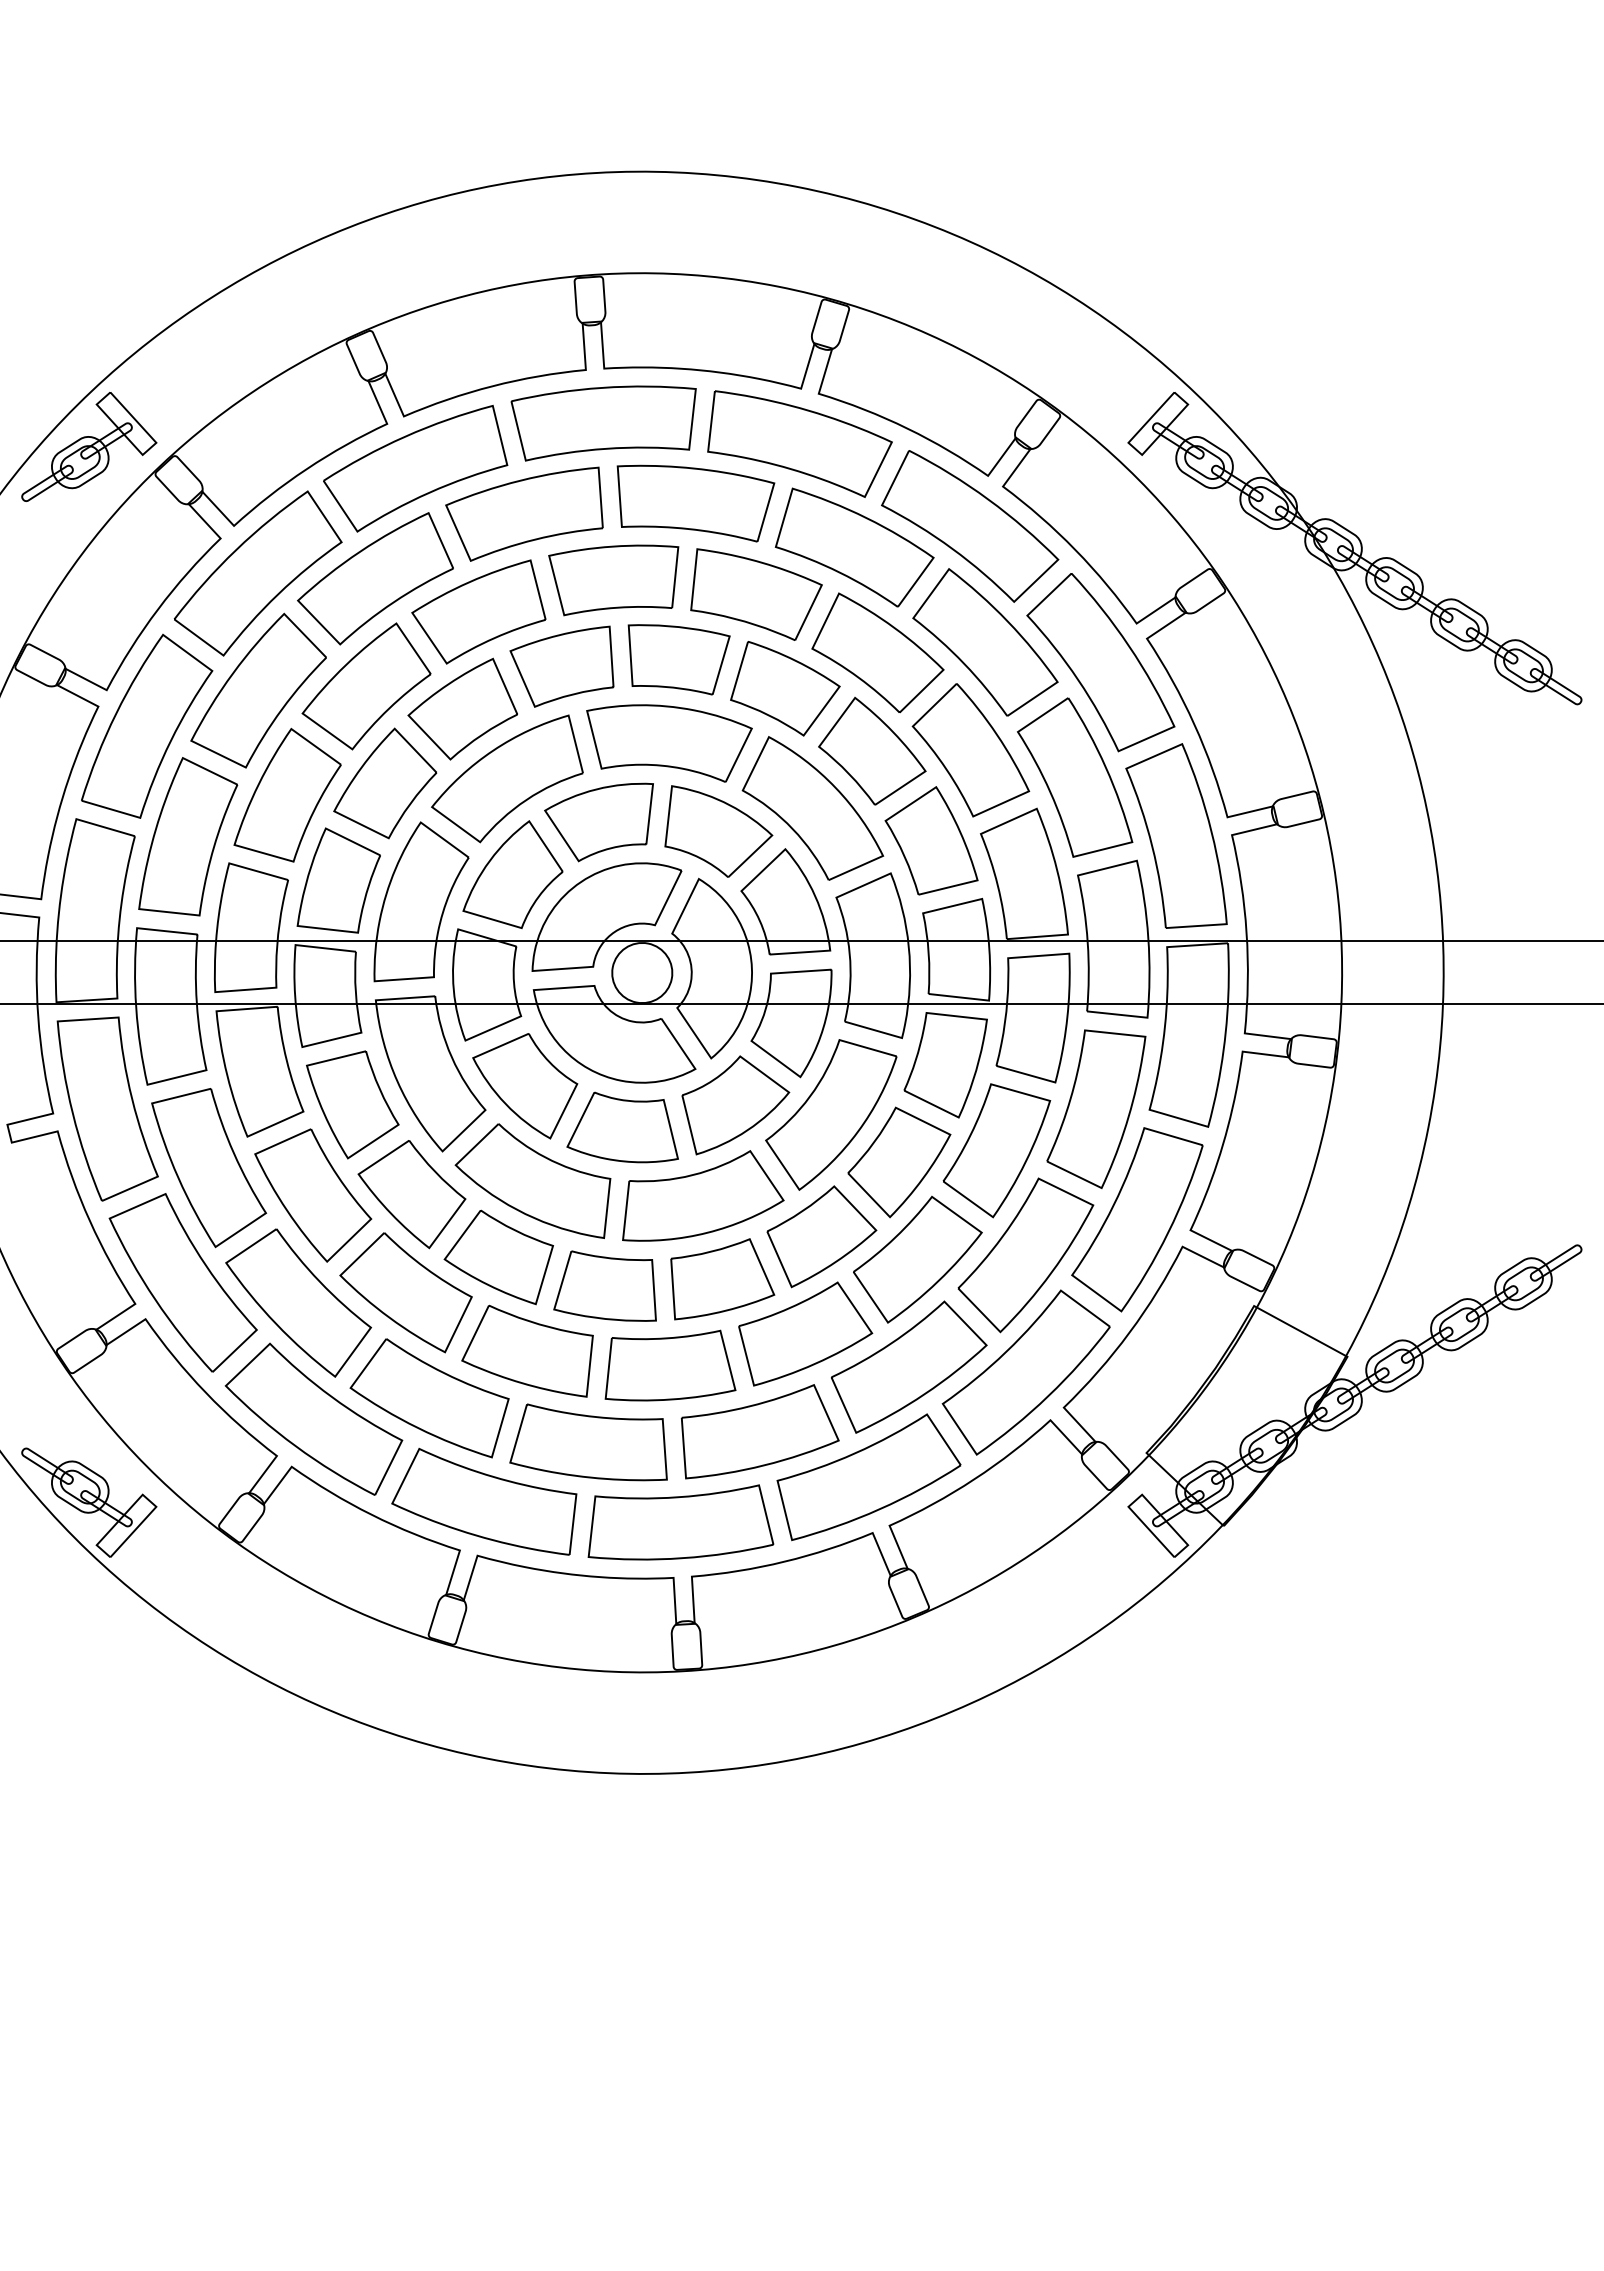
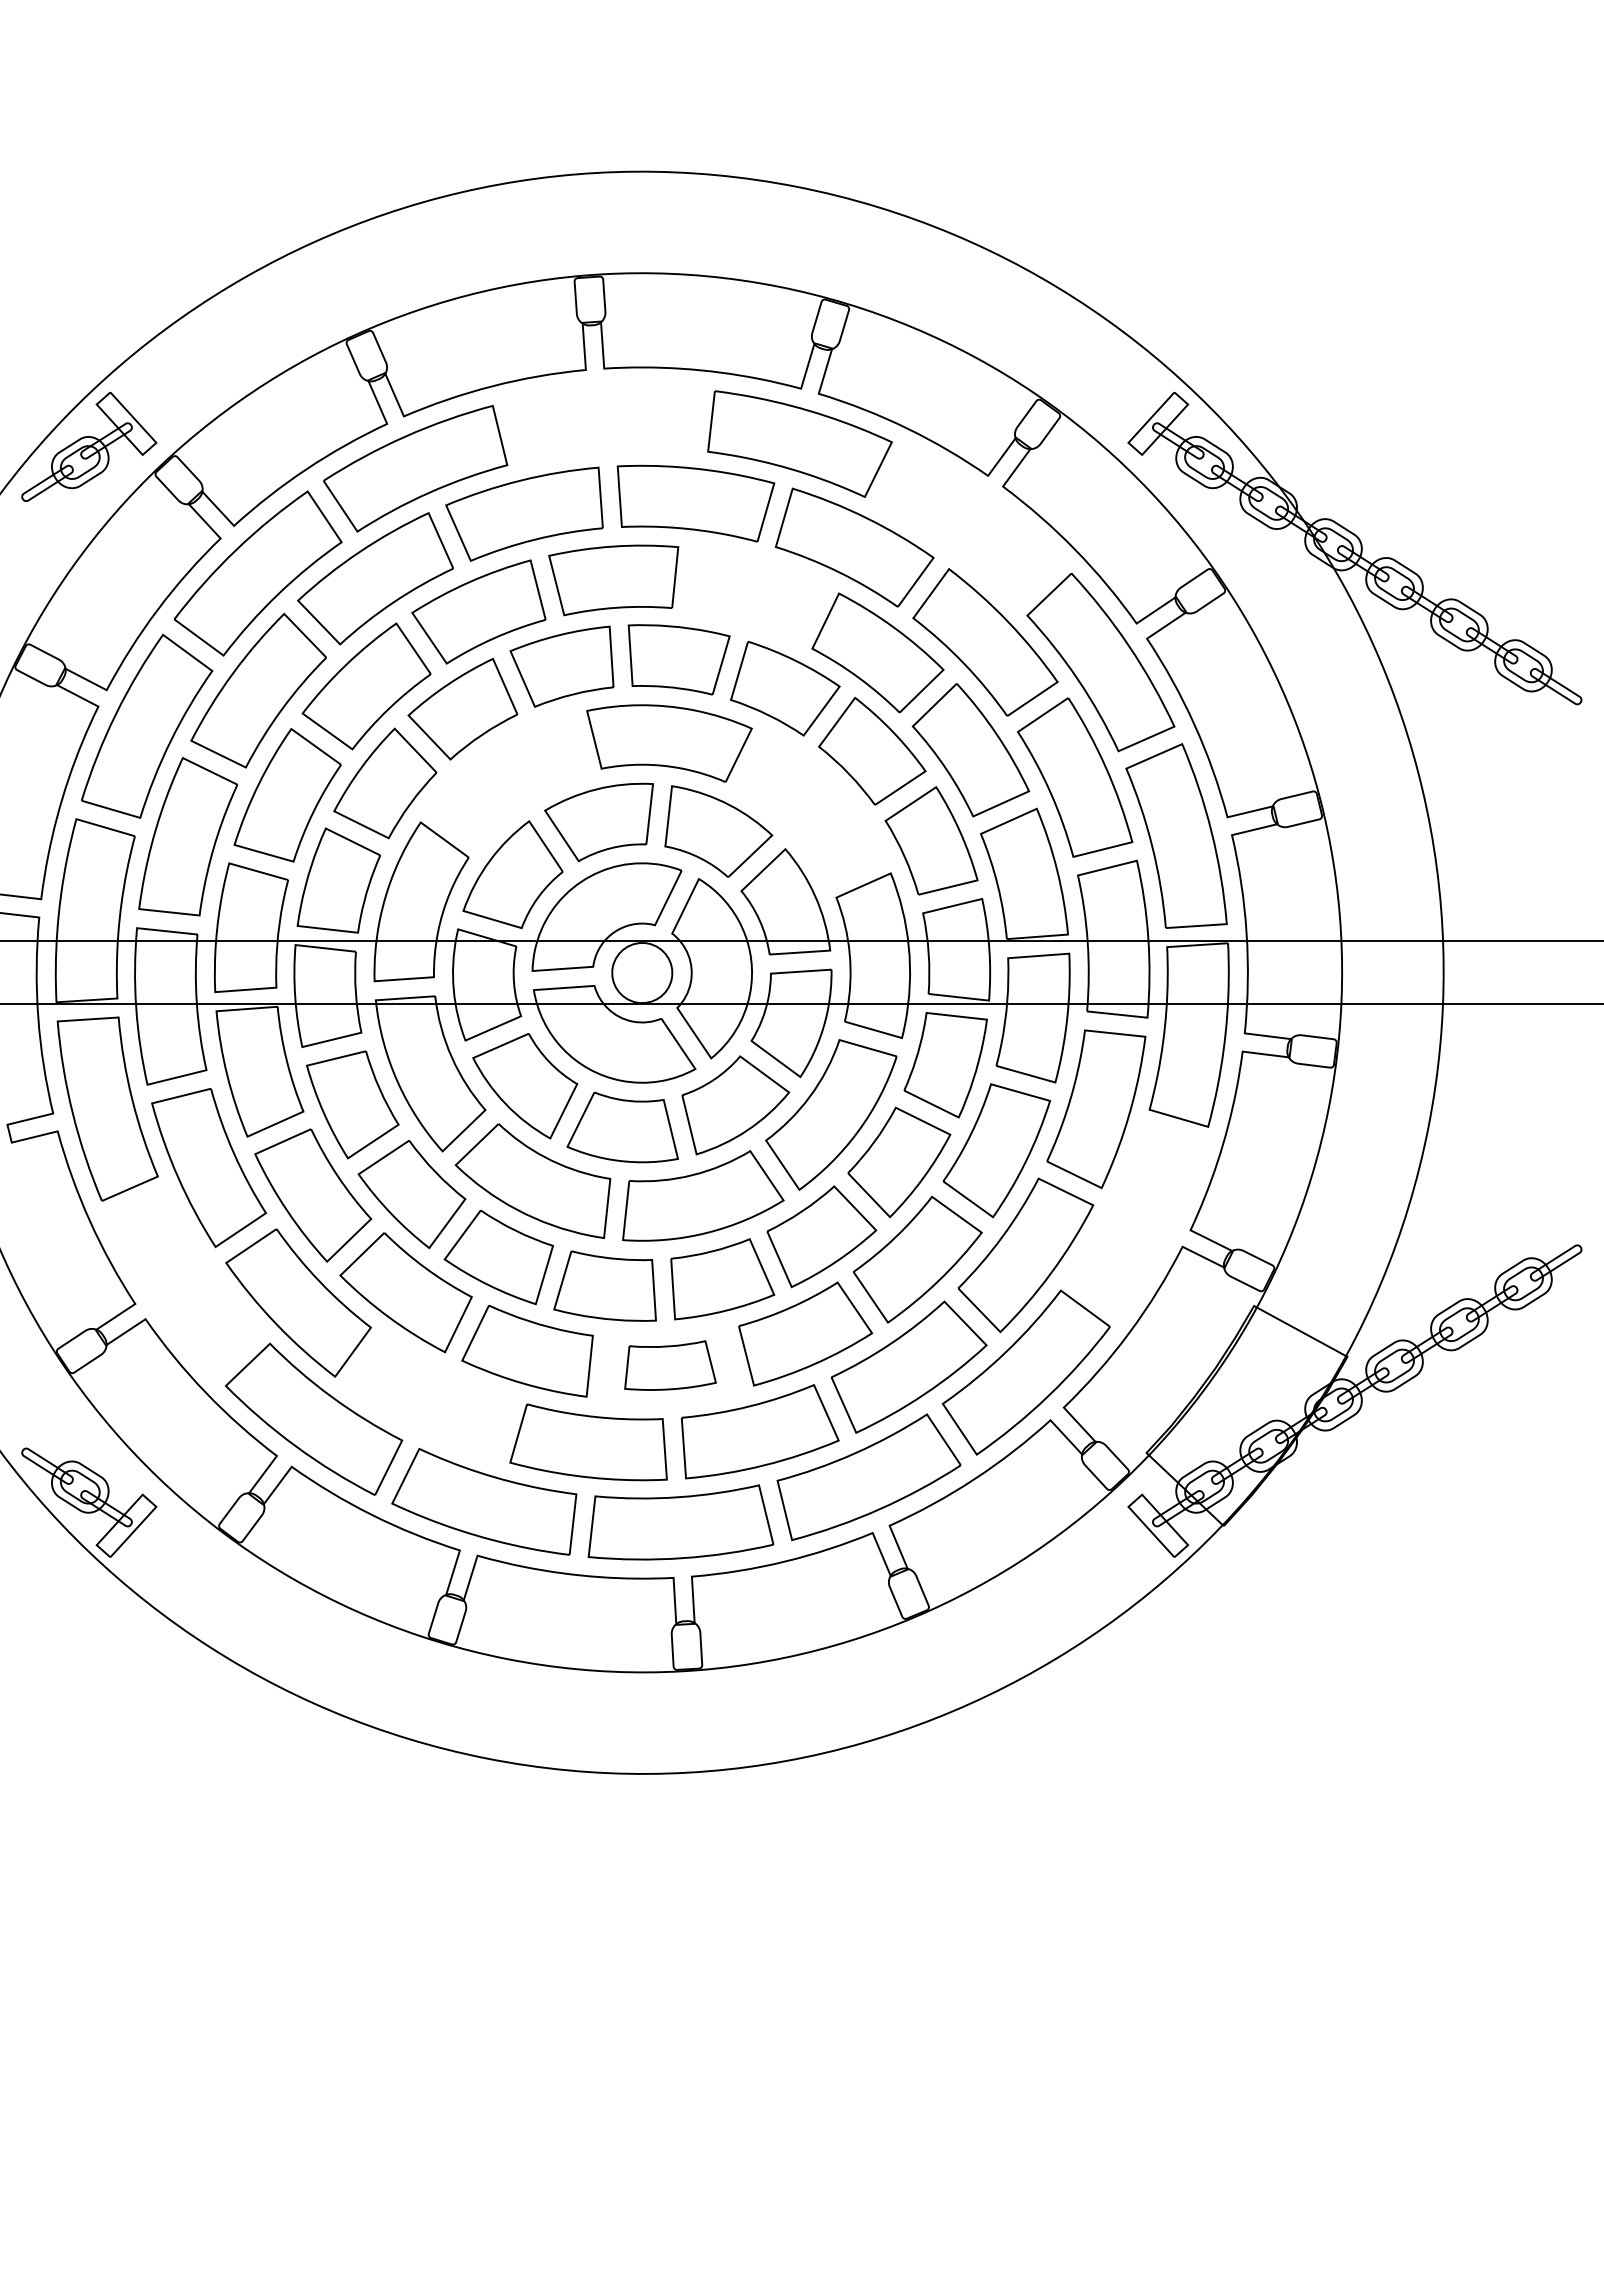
part: present -> none (603, 423)
part: present -> none (970, 526)
part: present -> none (756, 594)
part: present -> none (507, 778)
part: present -> none (812, 808)
part: present -> none (1137, 1219)
part: present -> none (182, 1282)
part size: 133x73 px -> 93x51 px (670, 1365)
part: present -> none (429, 1398)
